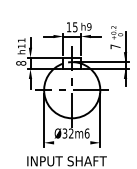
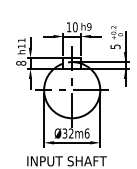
text: 15 -> 10 (74, 27)
text: 7 -> 5 (115, 46)
line: none -> present (72, 142)
